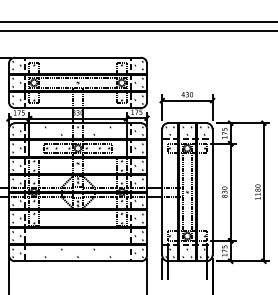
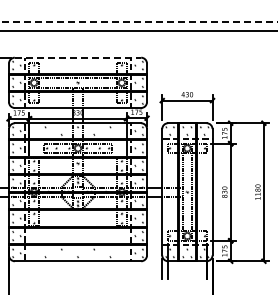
line: solid -> dashed (139, 22)
line: solid -> dashed (78, 57)
line: present -> none (147, 274)
